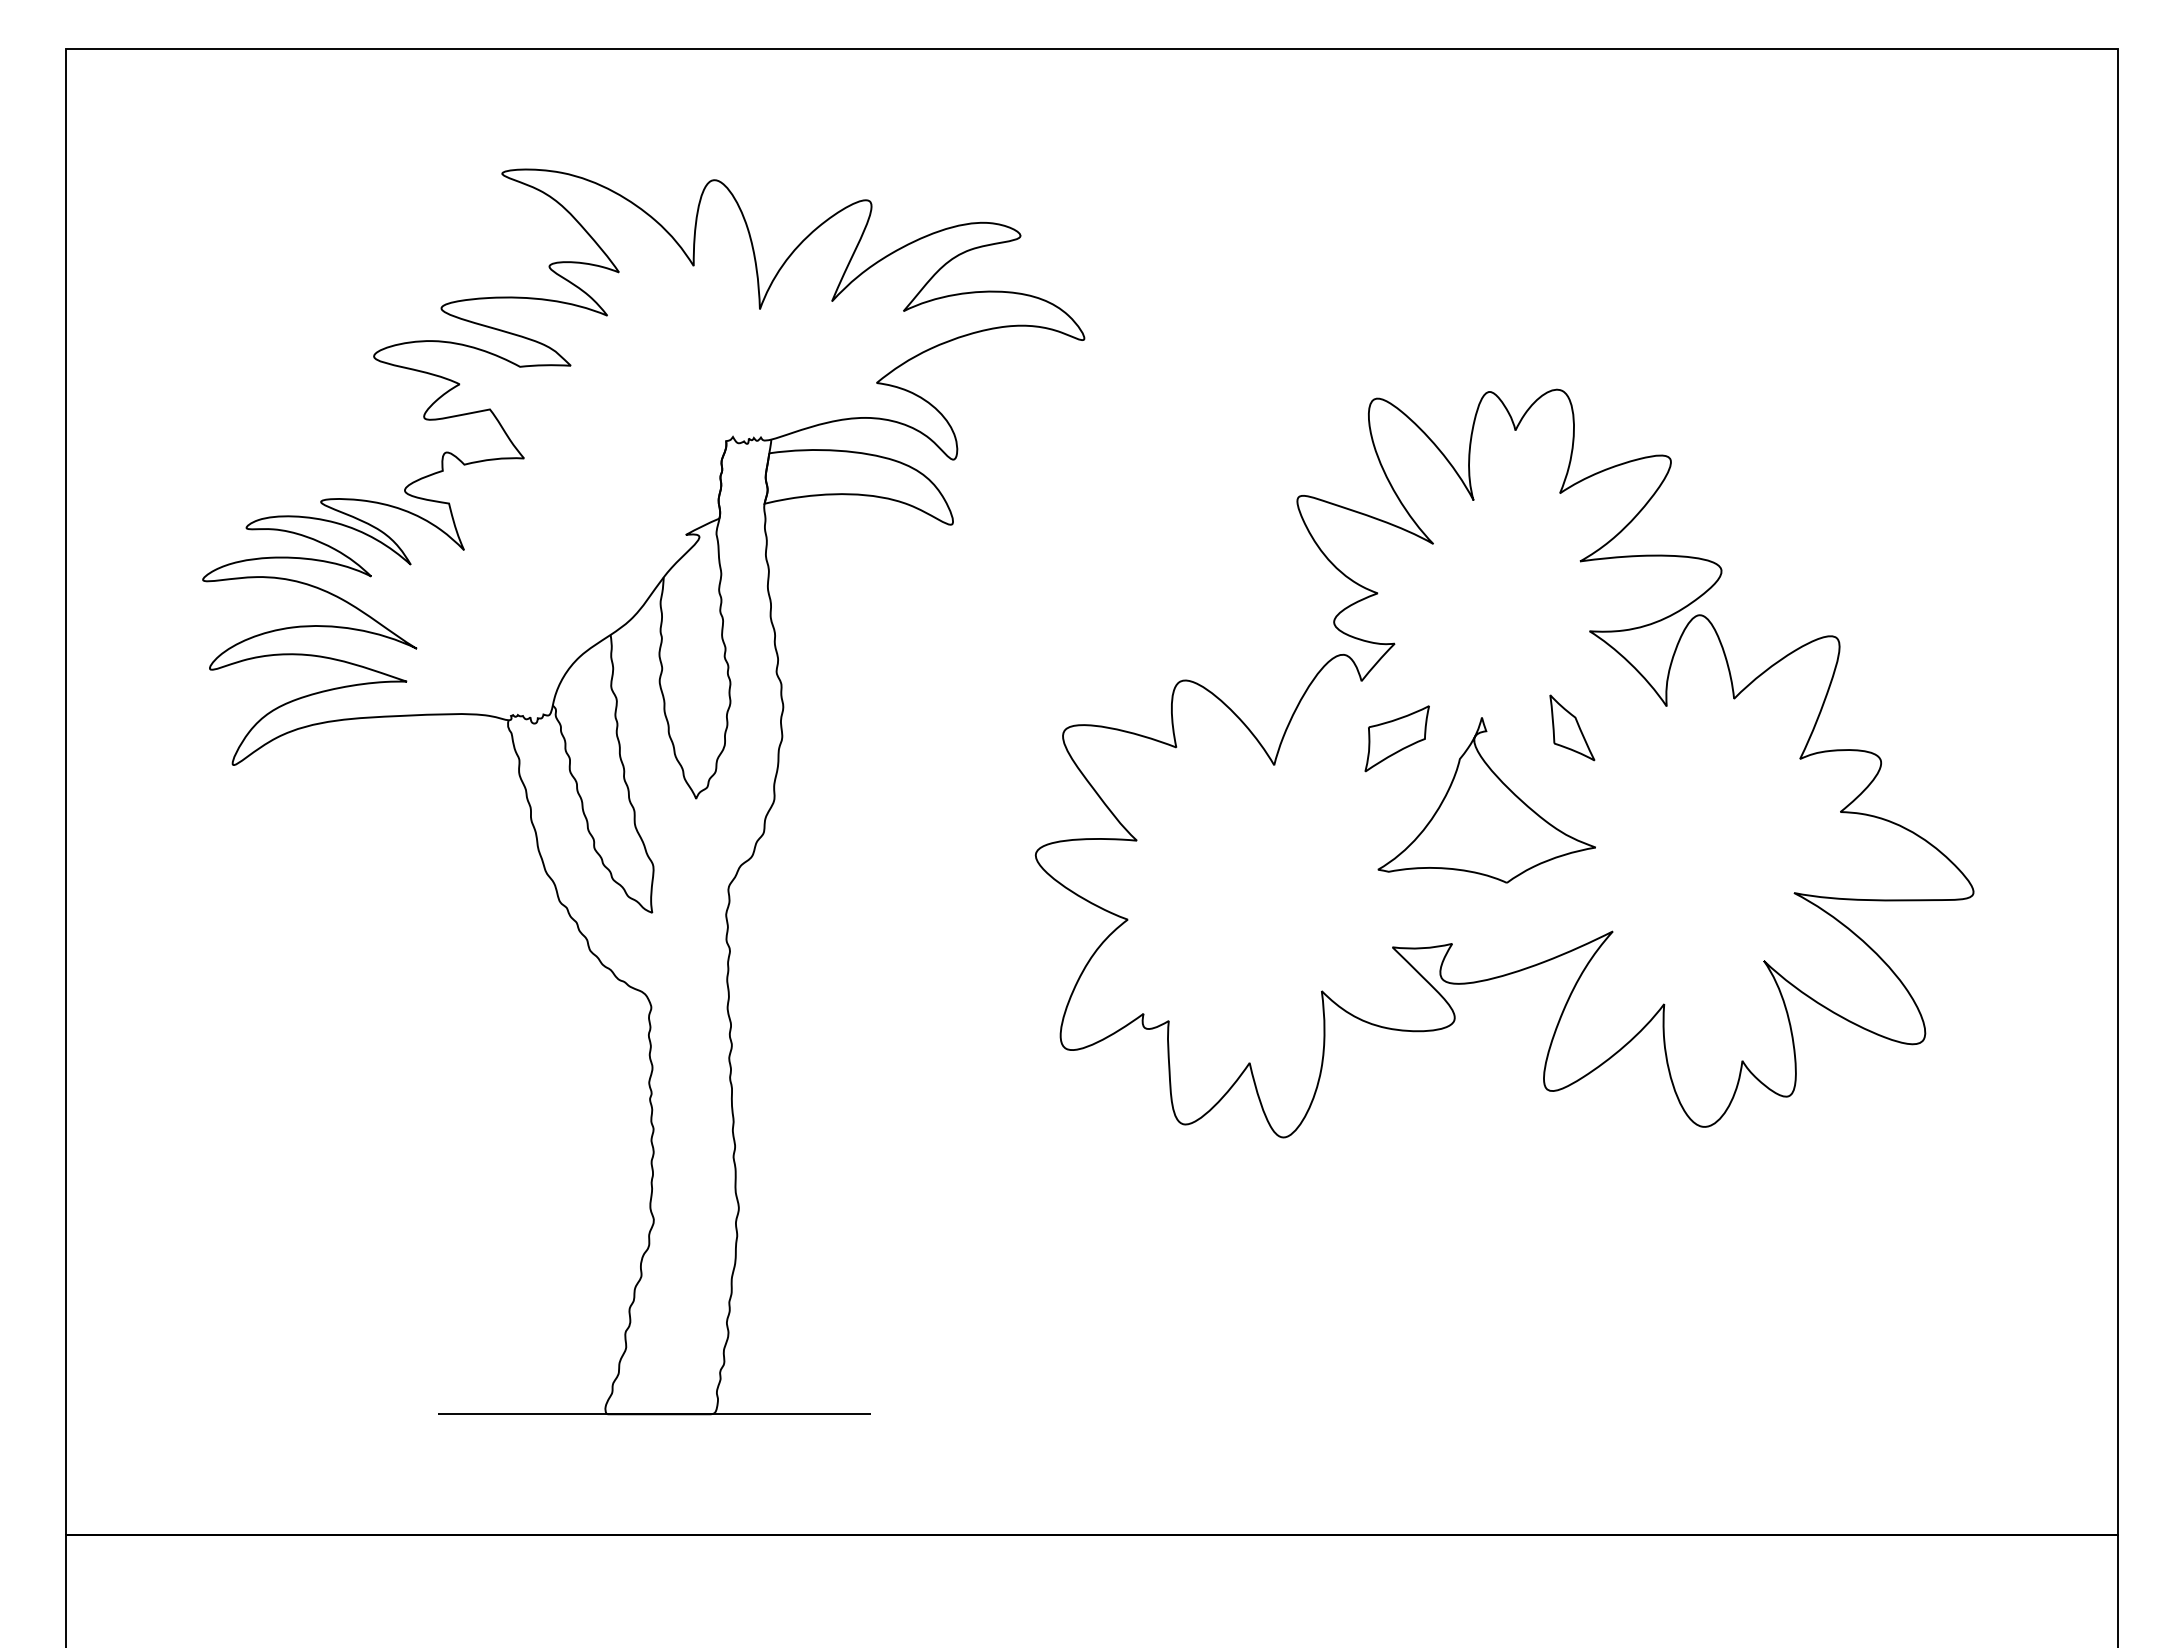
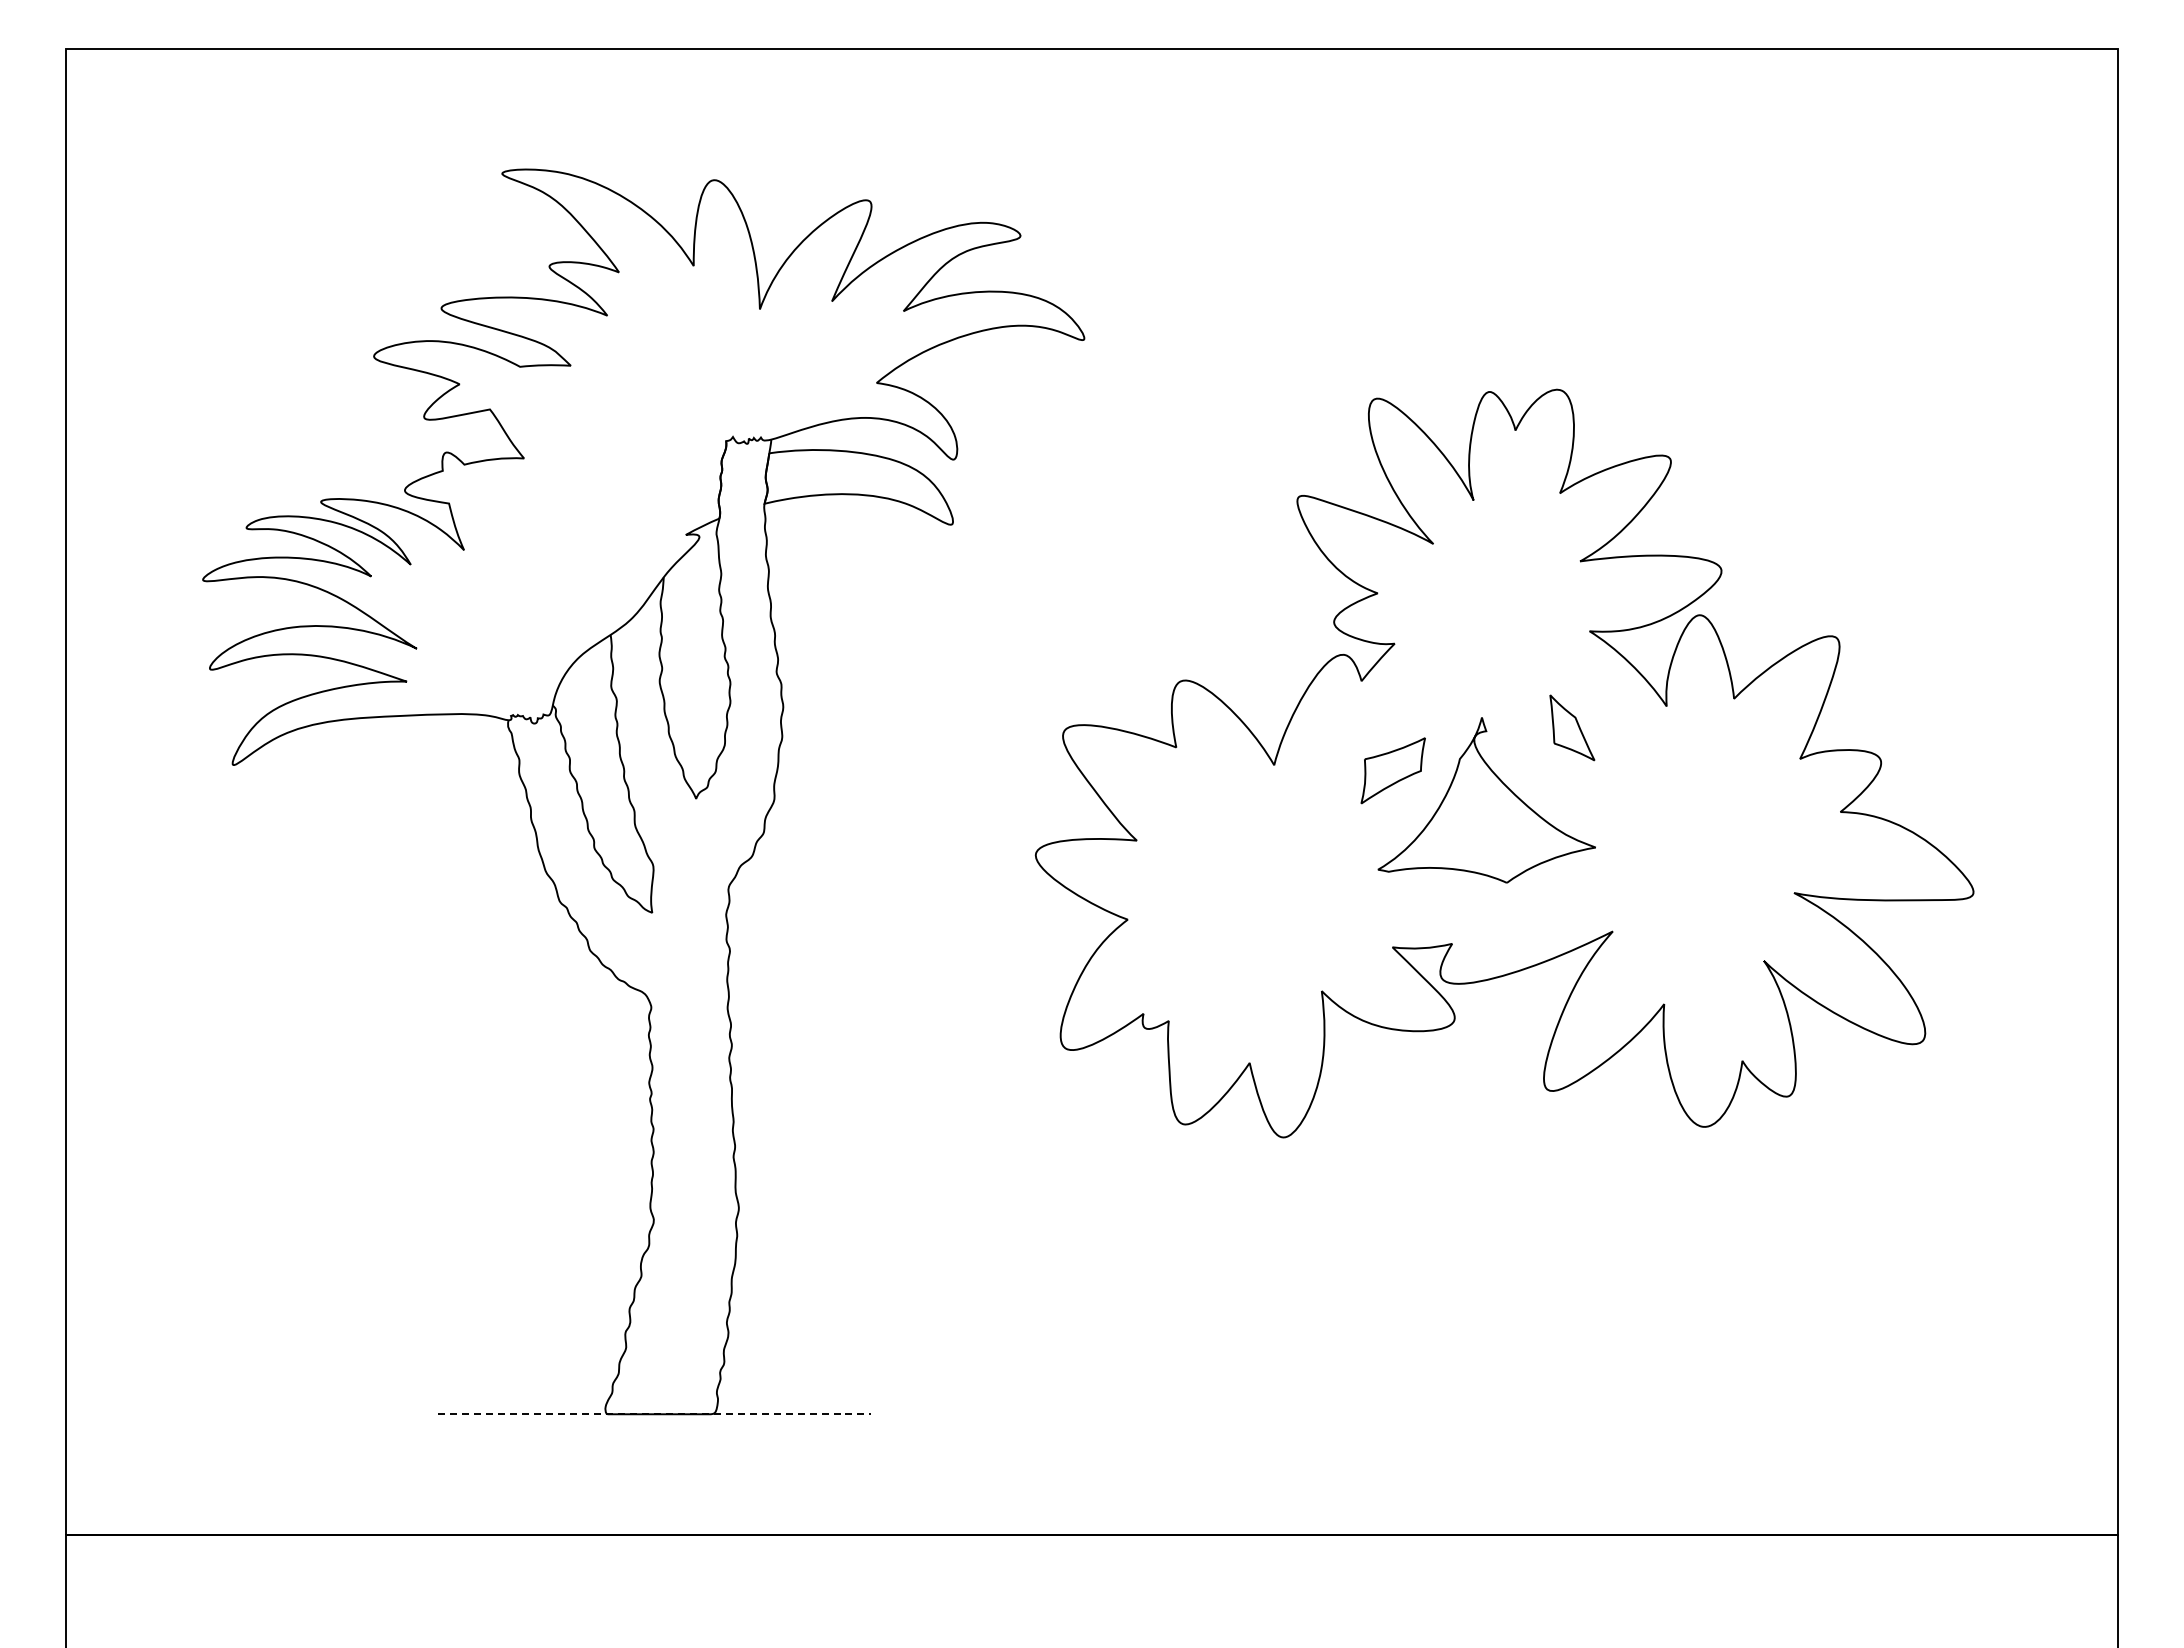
part position: (1396, 738) -> (1392, 770) (1392, 770)
line: solid -> dashed (655, 1414)
